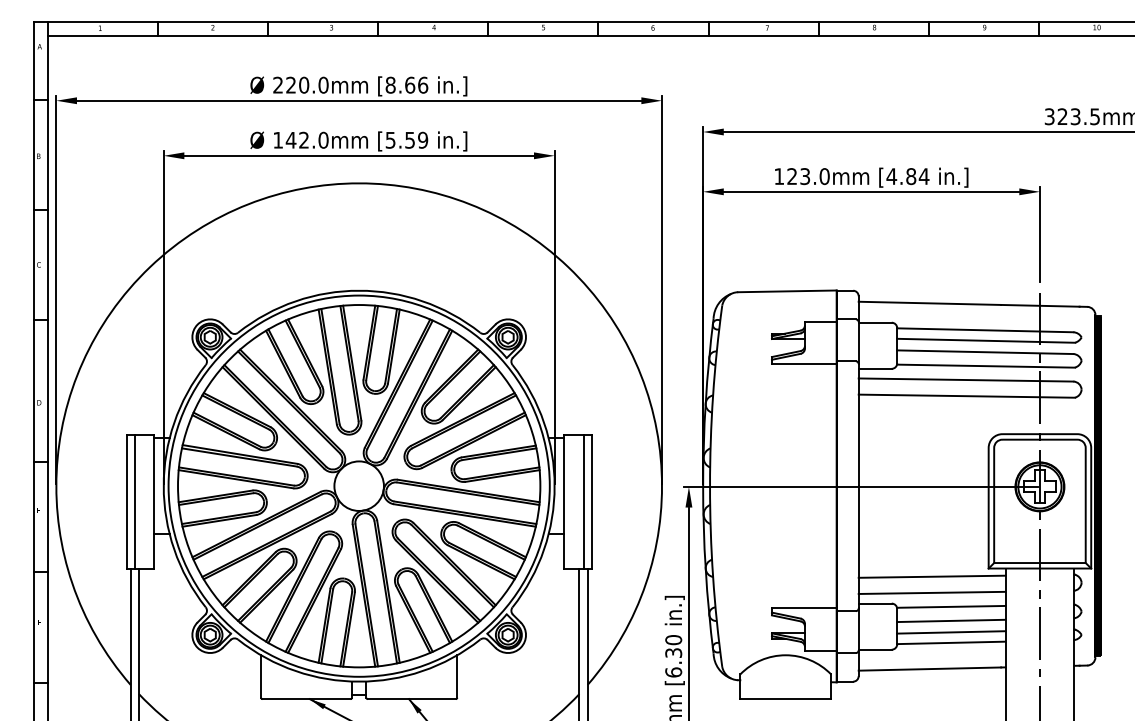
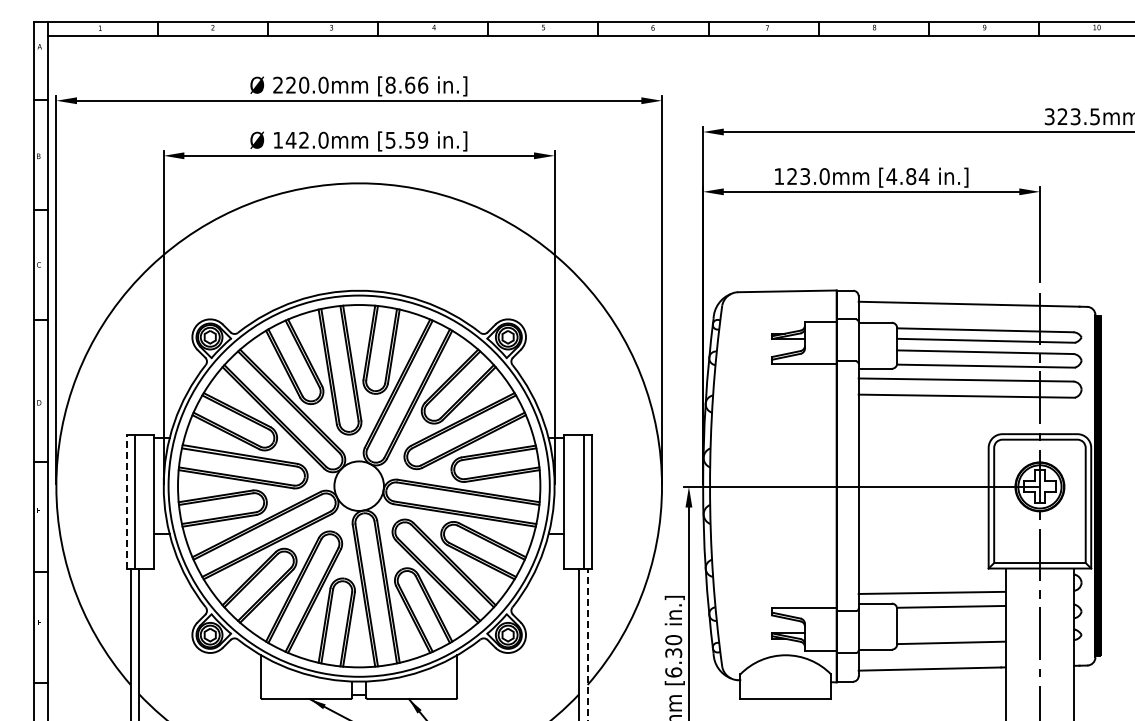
line: solid -> dashed (126, 502)
line: present -> none (931, 576)
line: present -> none (951, 620)
line: present -> none (951, 632)
line: solid -> dashed (587, 644)
